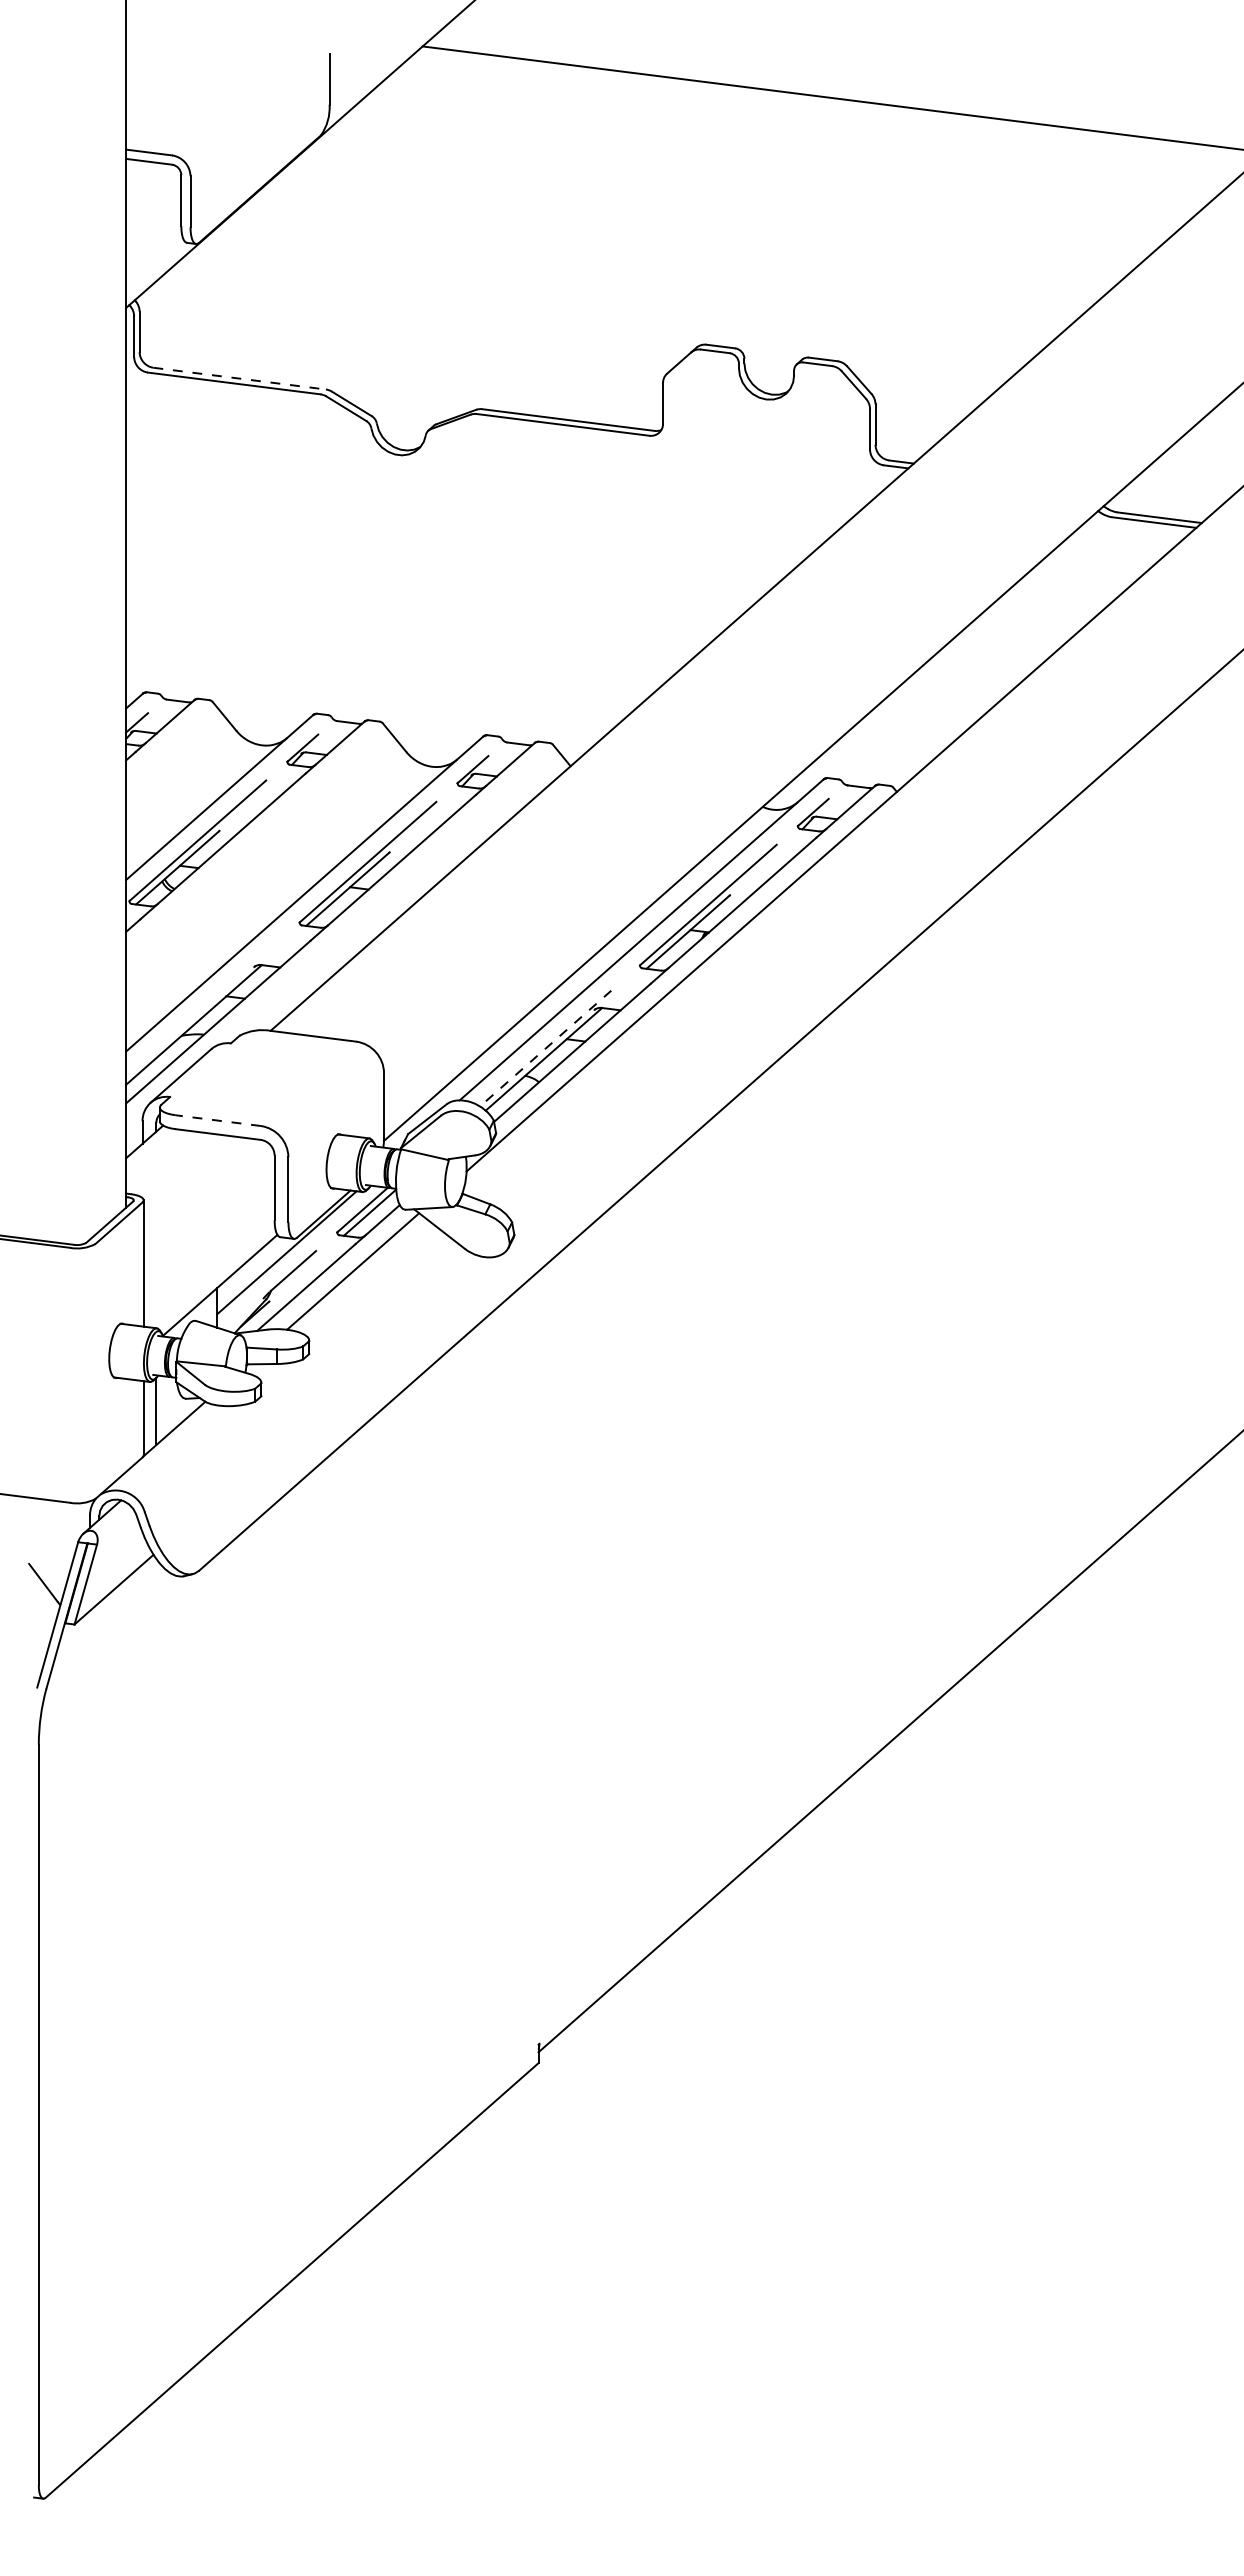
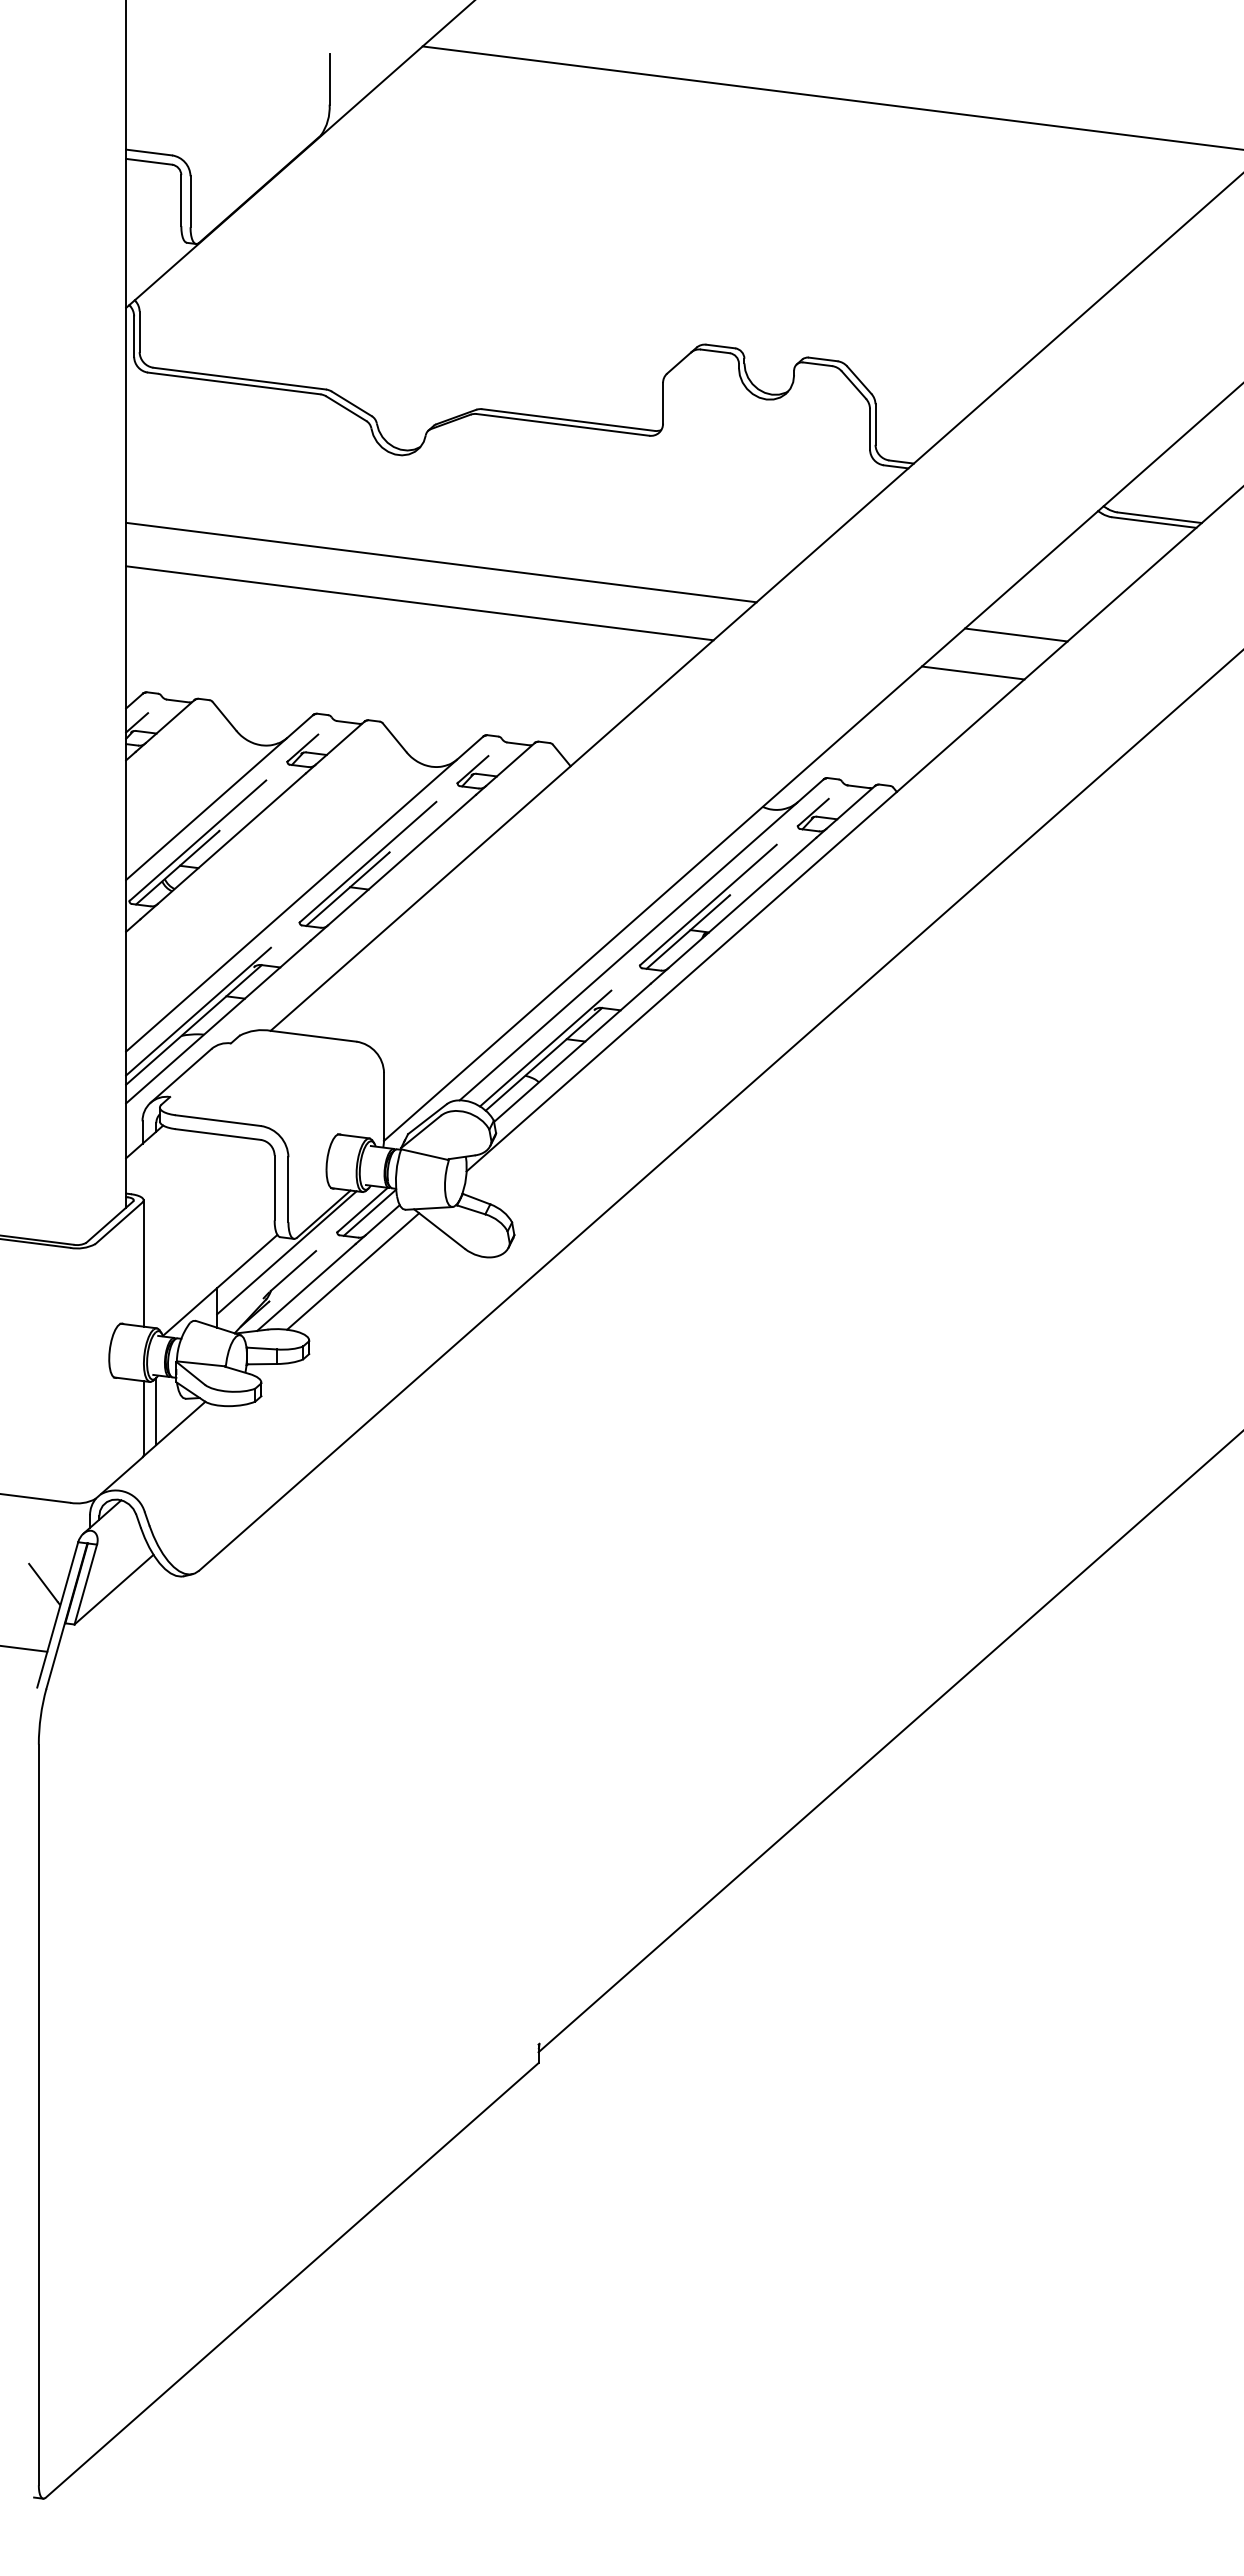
line: dashed -> solid (239, 378)
line: none -> present (441, 562)
line: none -> present (419, 603)
line: none -> present (1016, 634)
line: none -> present (972, 672)
line: none -> present (198, 1011)
line: dashed -> solid (545, 1048)
line: dashed -> solid (218, 1120)
line: none -> present (24, 1648)
